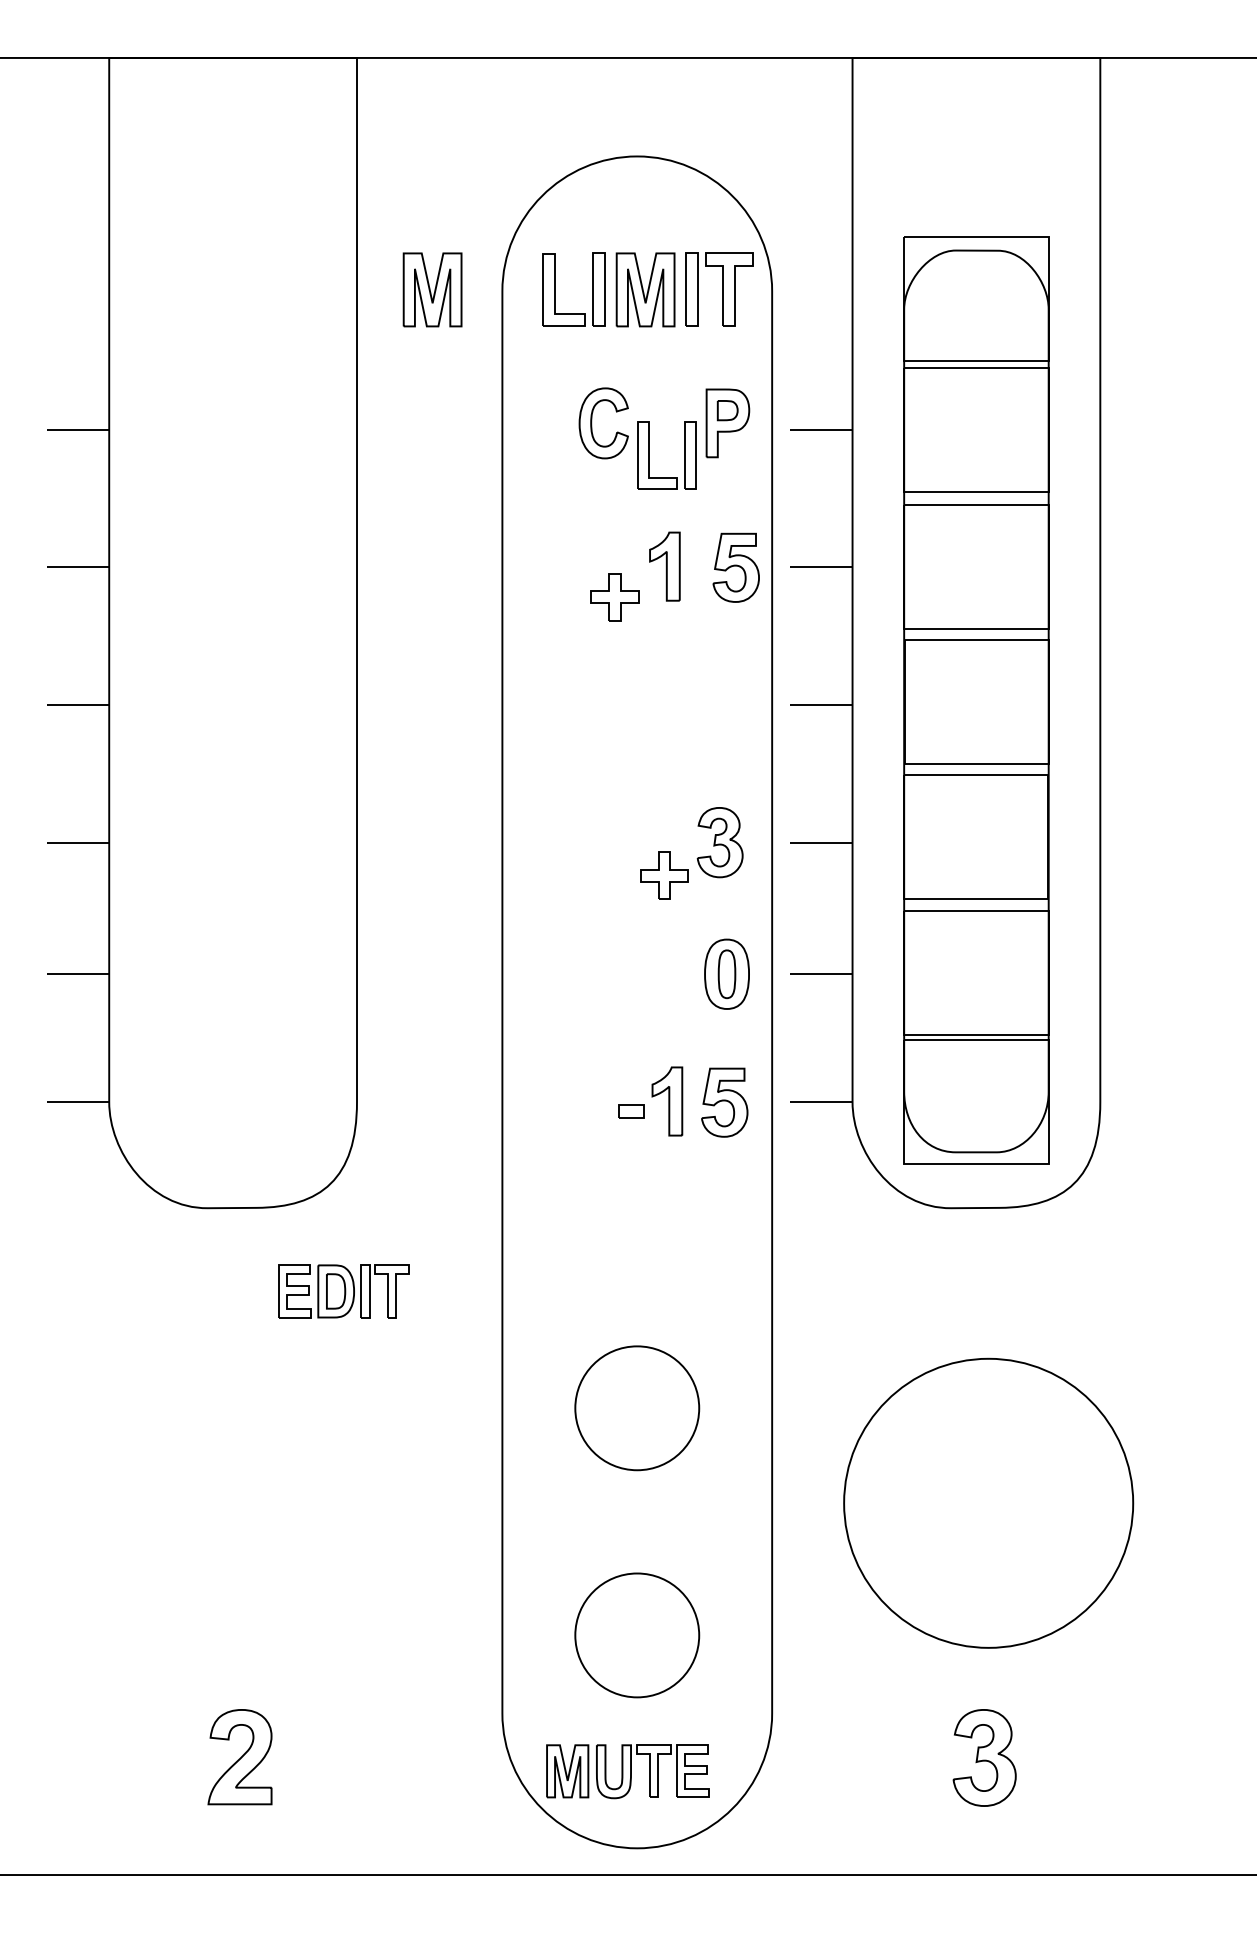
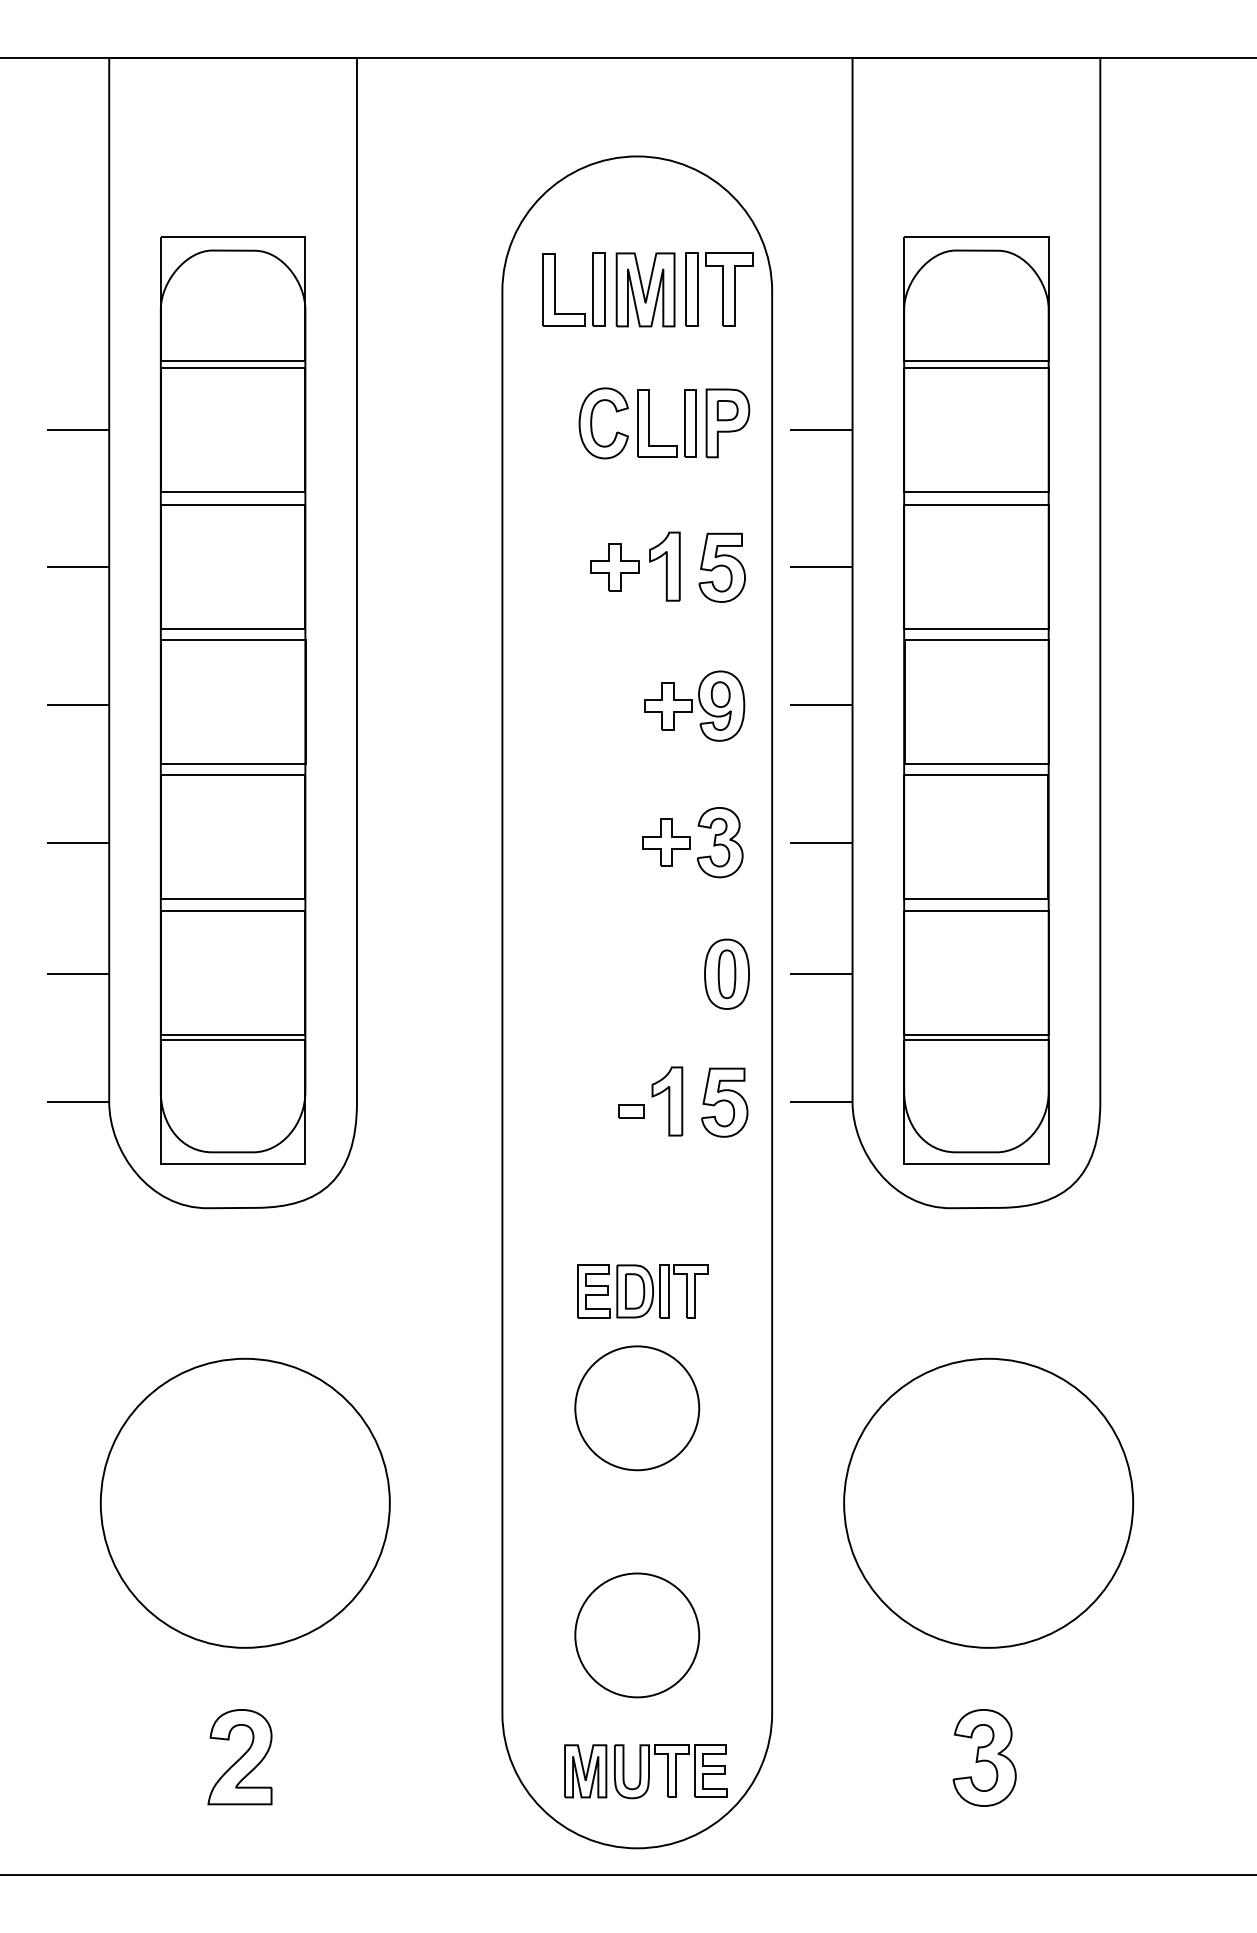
part: present -> none (432, 289)
part position: (649, 455) -> (649, 423) (649, 423)
part position: (735, 567) -> (721, 567) (721, 567)
part position: (614, 597) -> (614, 567) (614, 567)
part: none -> present (233, 700)
part: none -> present (694, 705)
part position: (664, 875) -> (666, 842) (666, 842)
part position: (343, 1291) -> (642, 1291) (642, 1291)
part: none -> present (244, 1502)
part position: (627, 1771) -> (645, 1771) (645, 1771)
